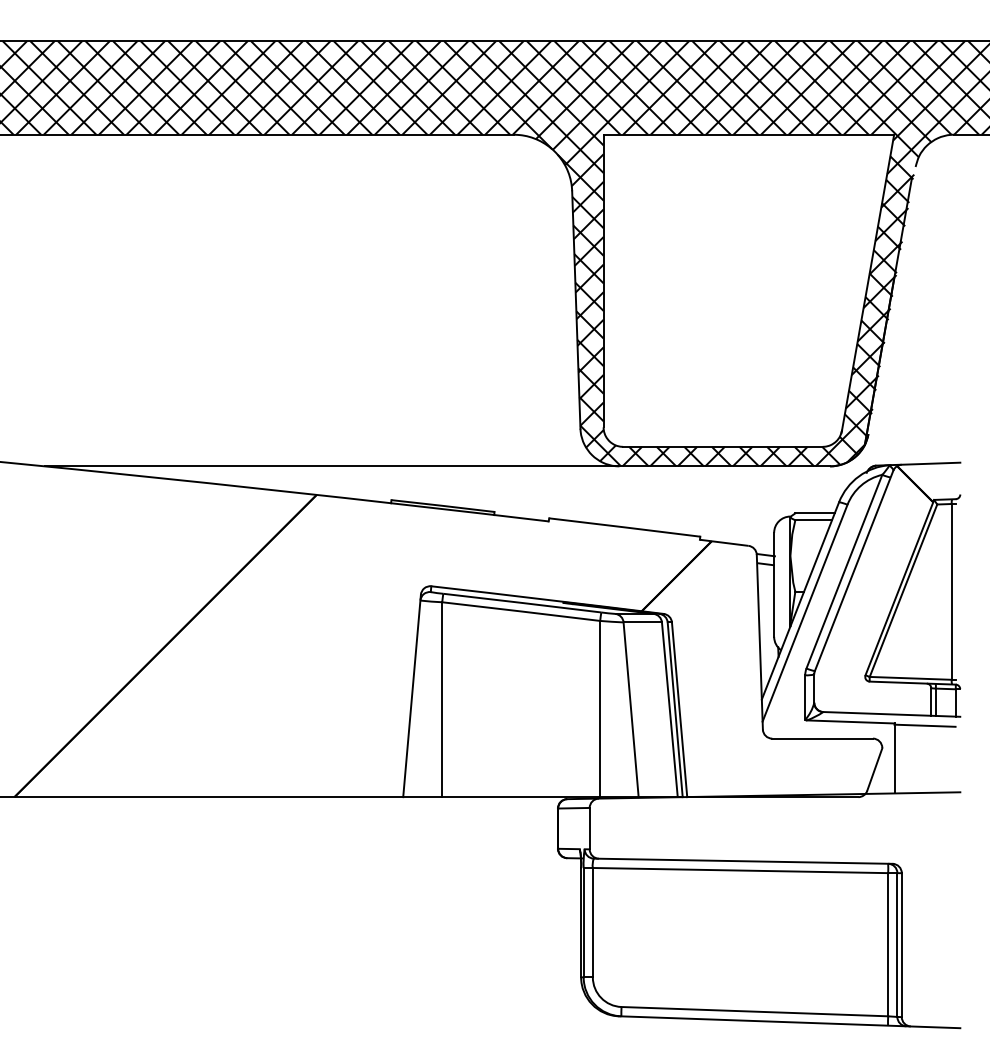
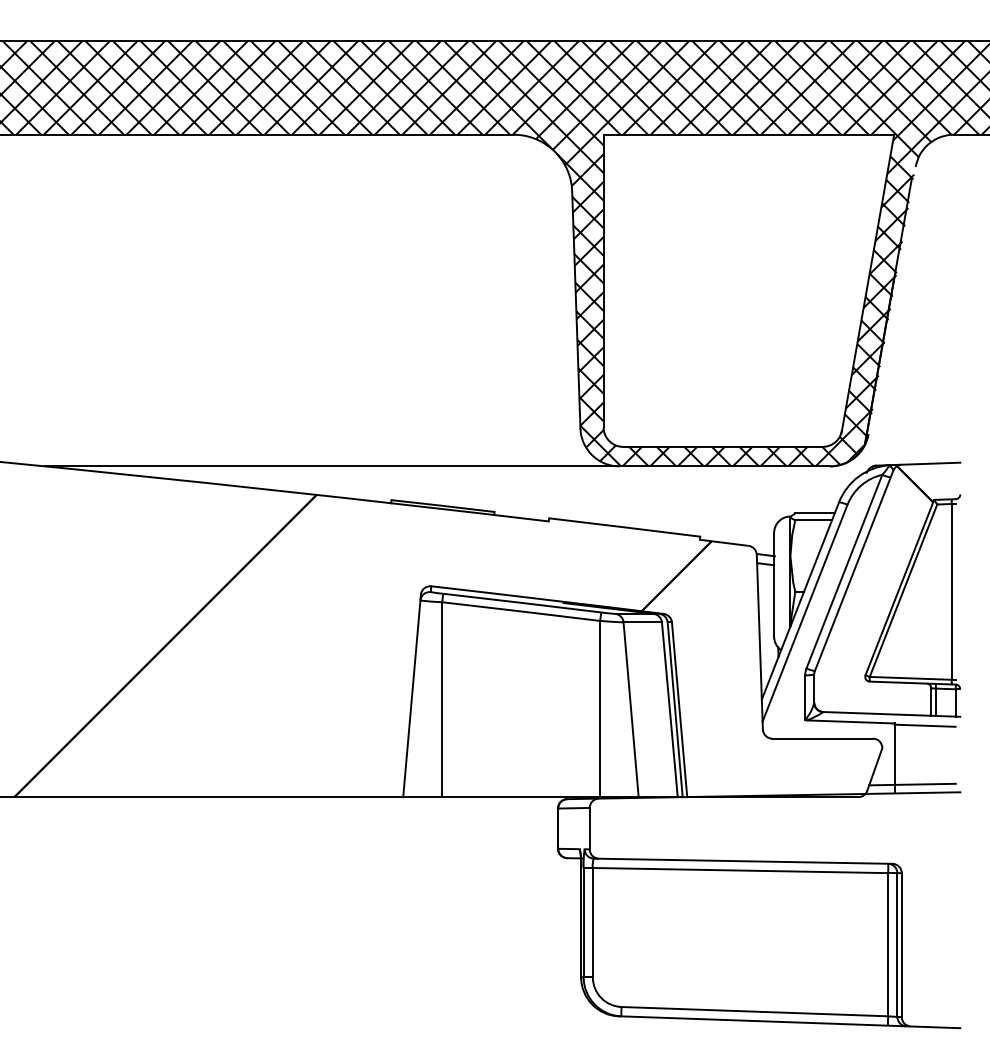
line: none -> present (912, 784)
